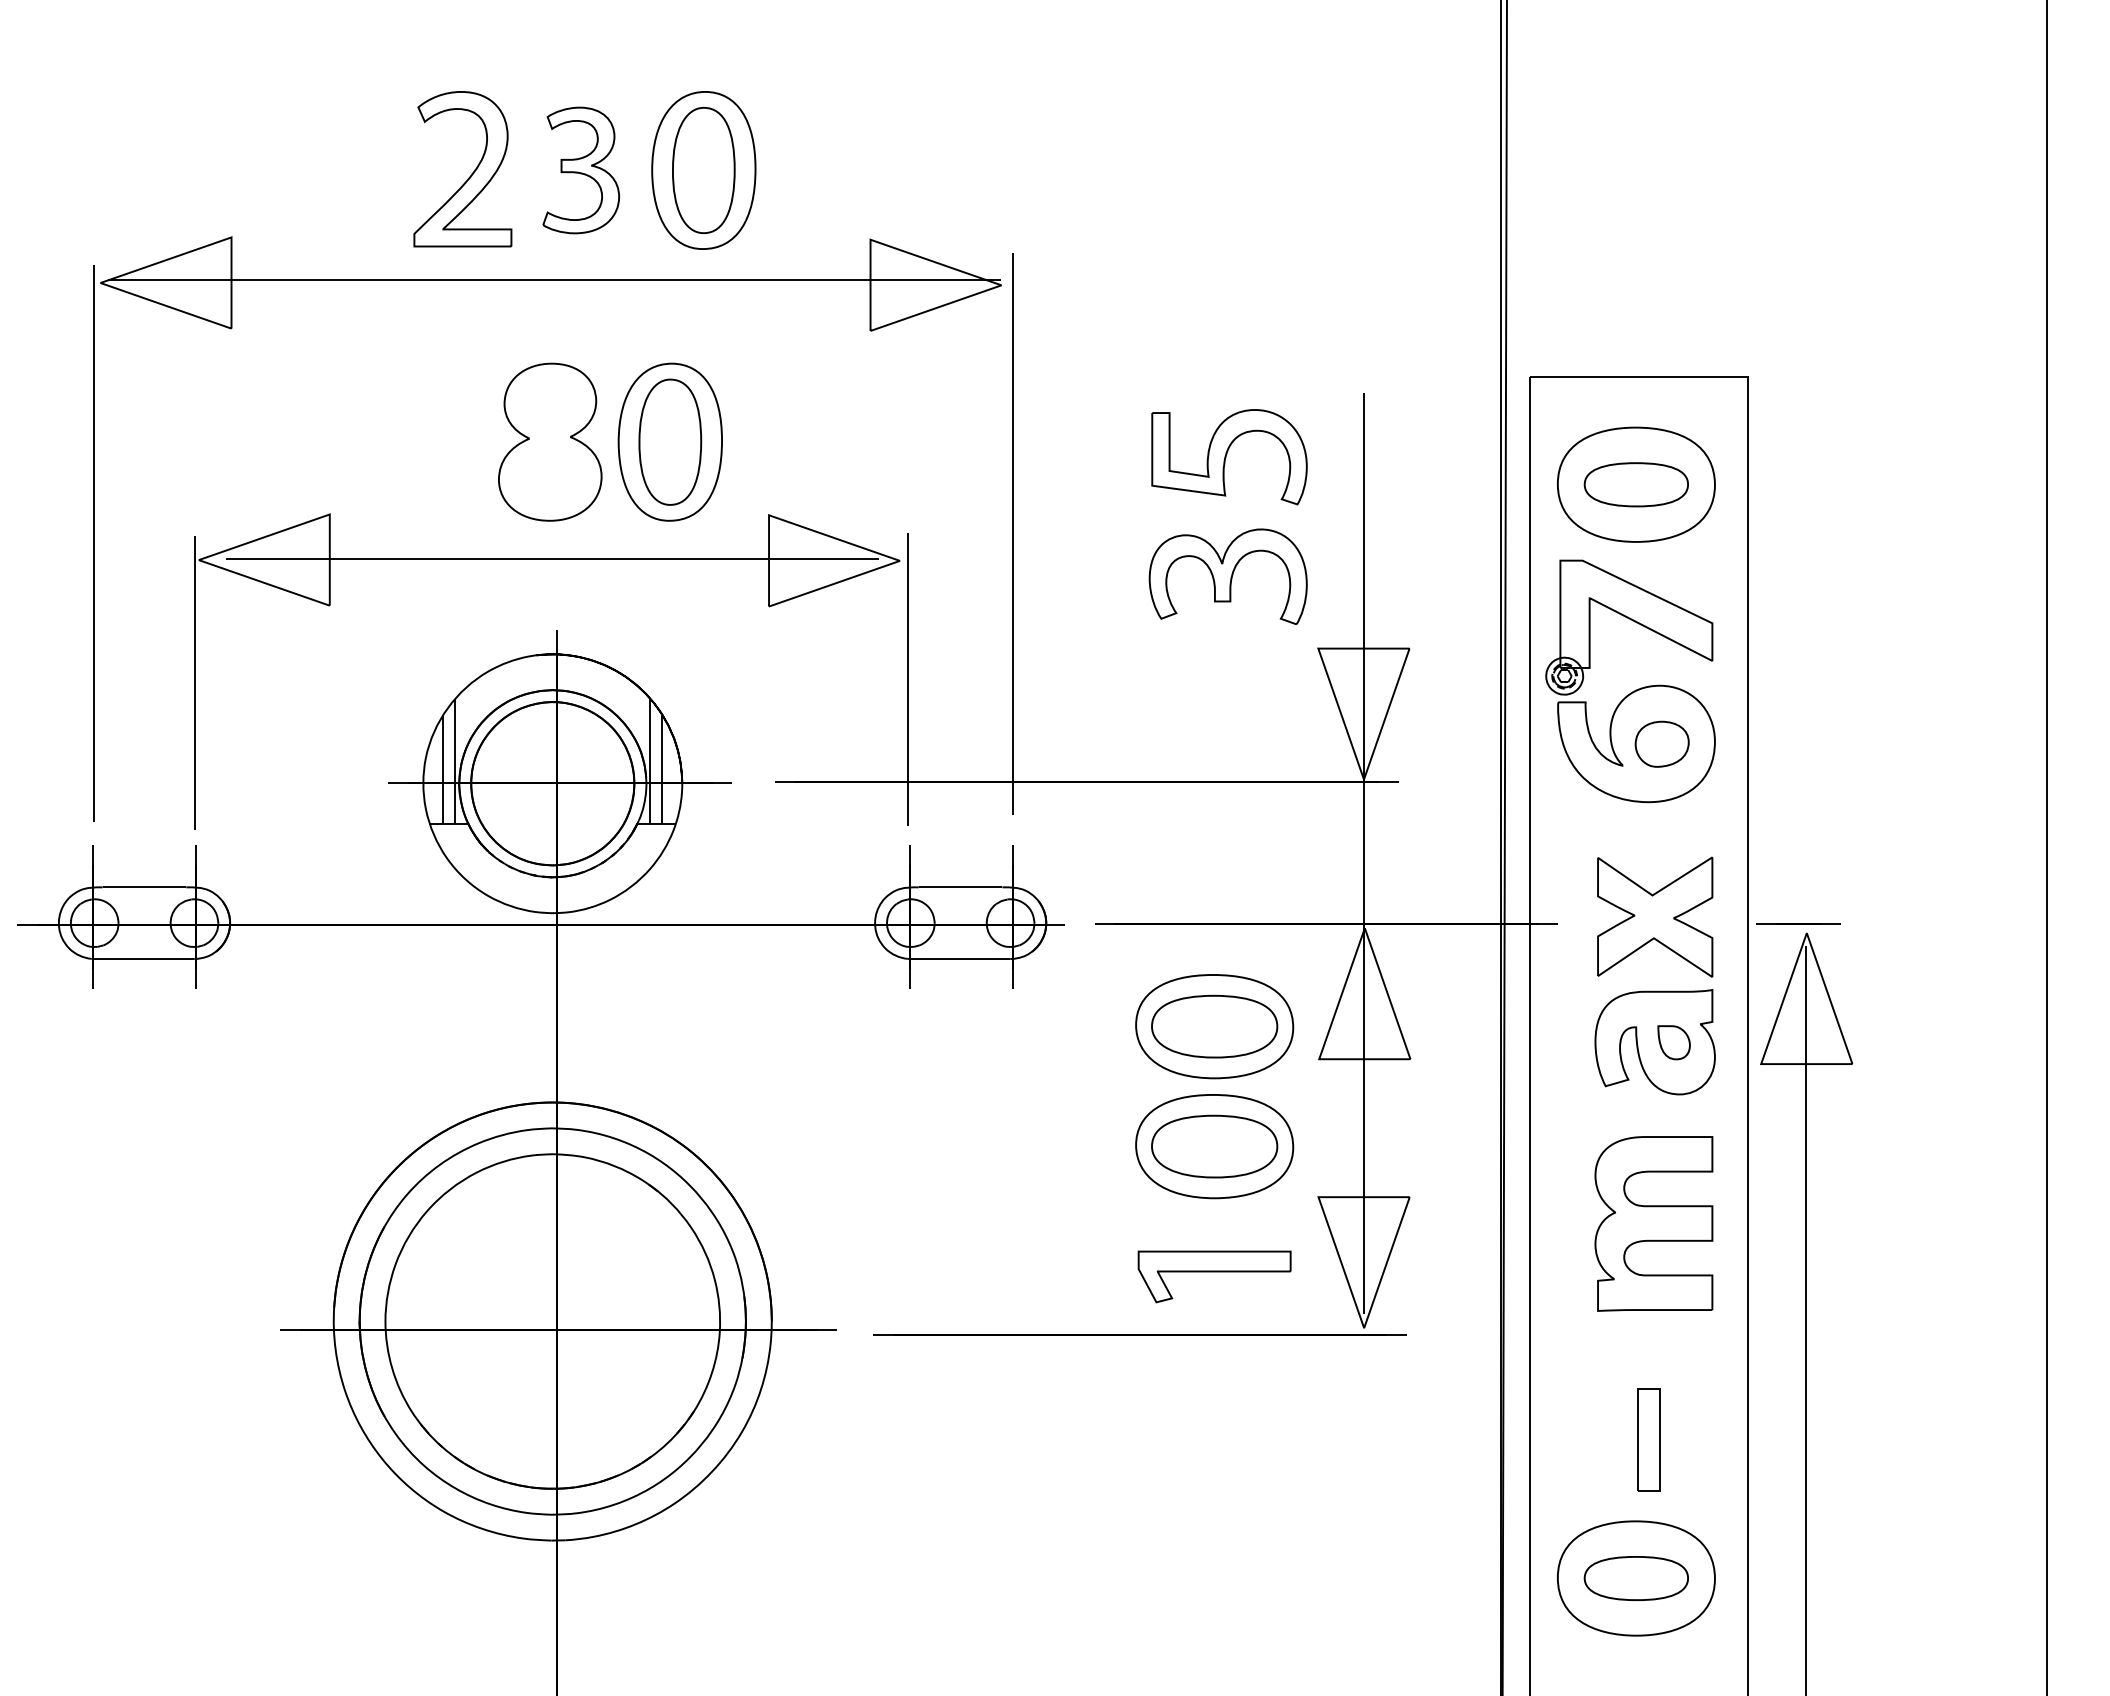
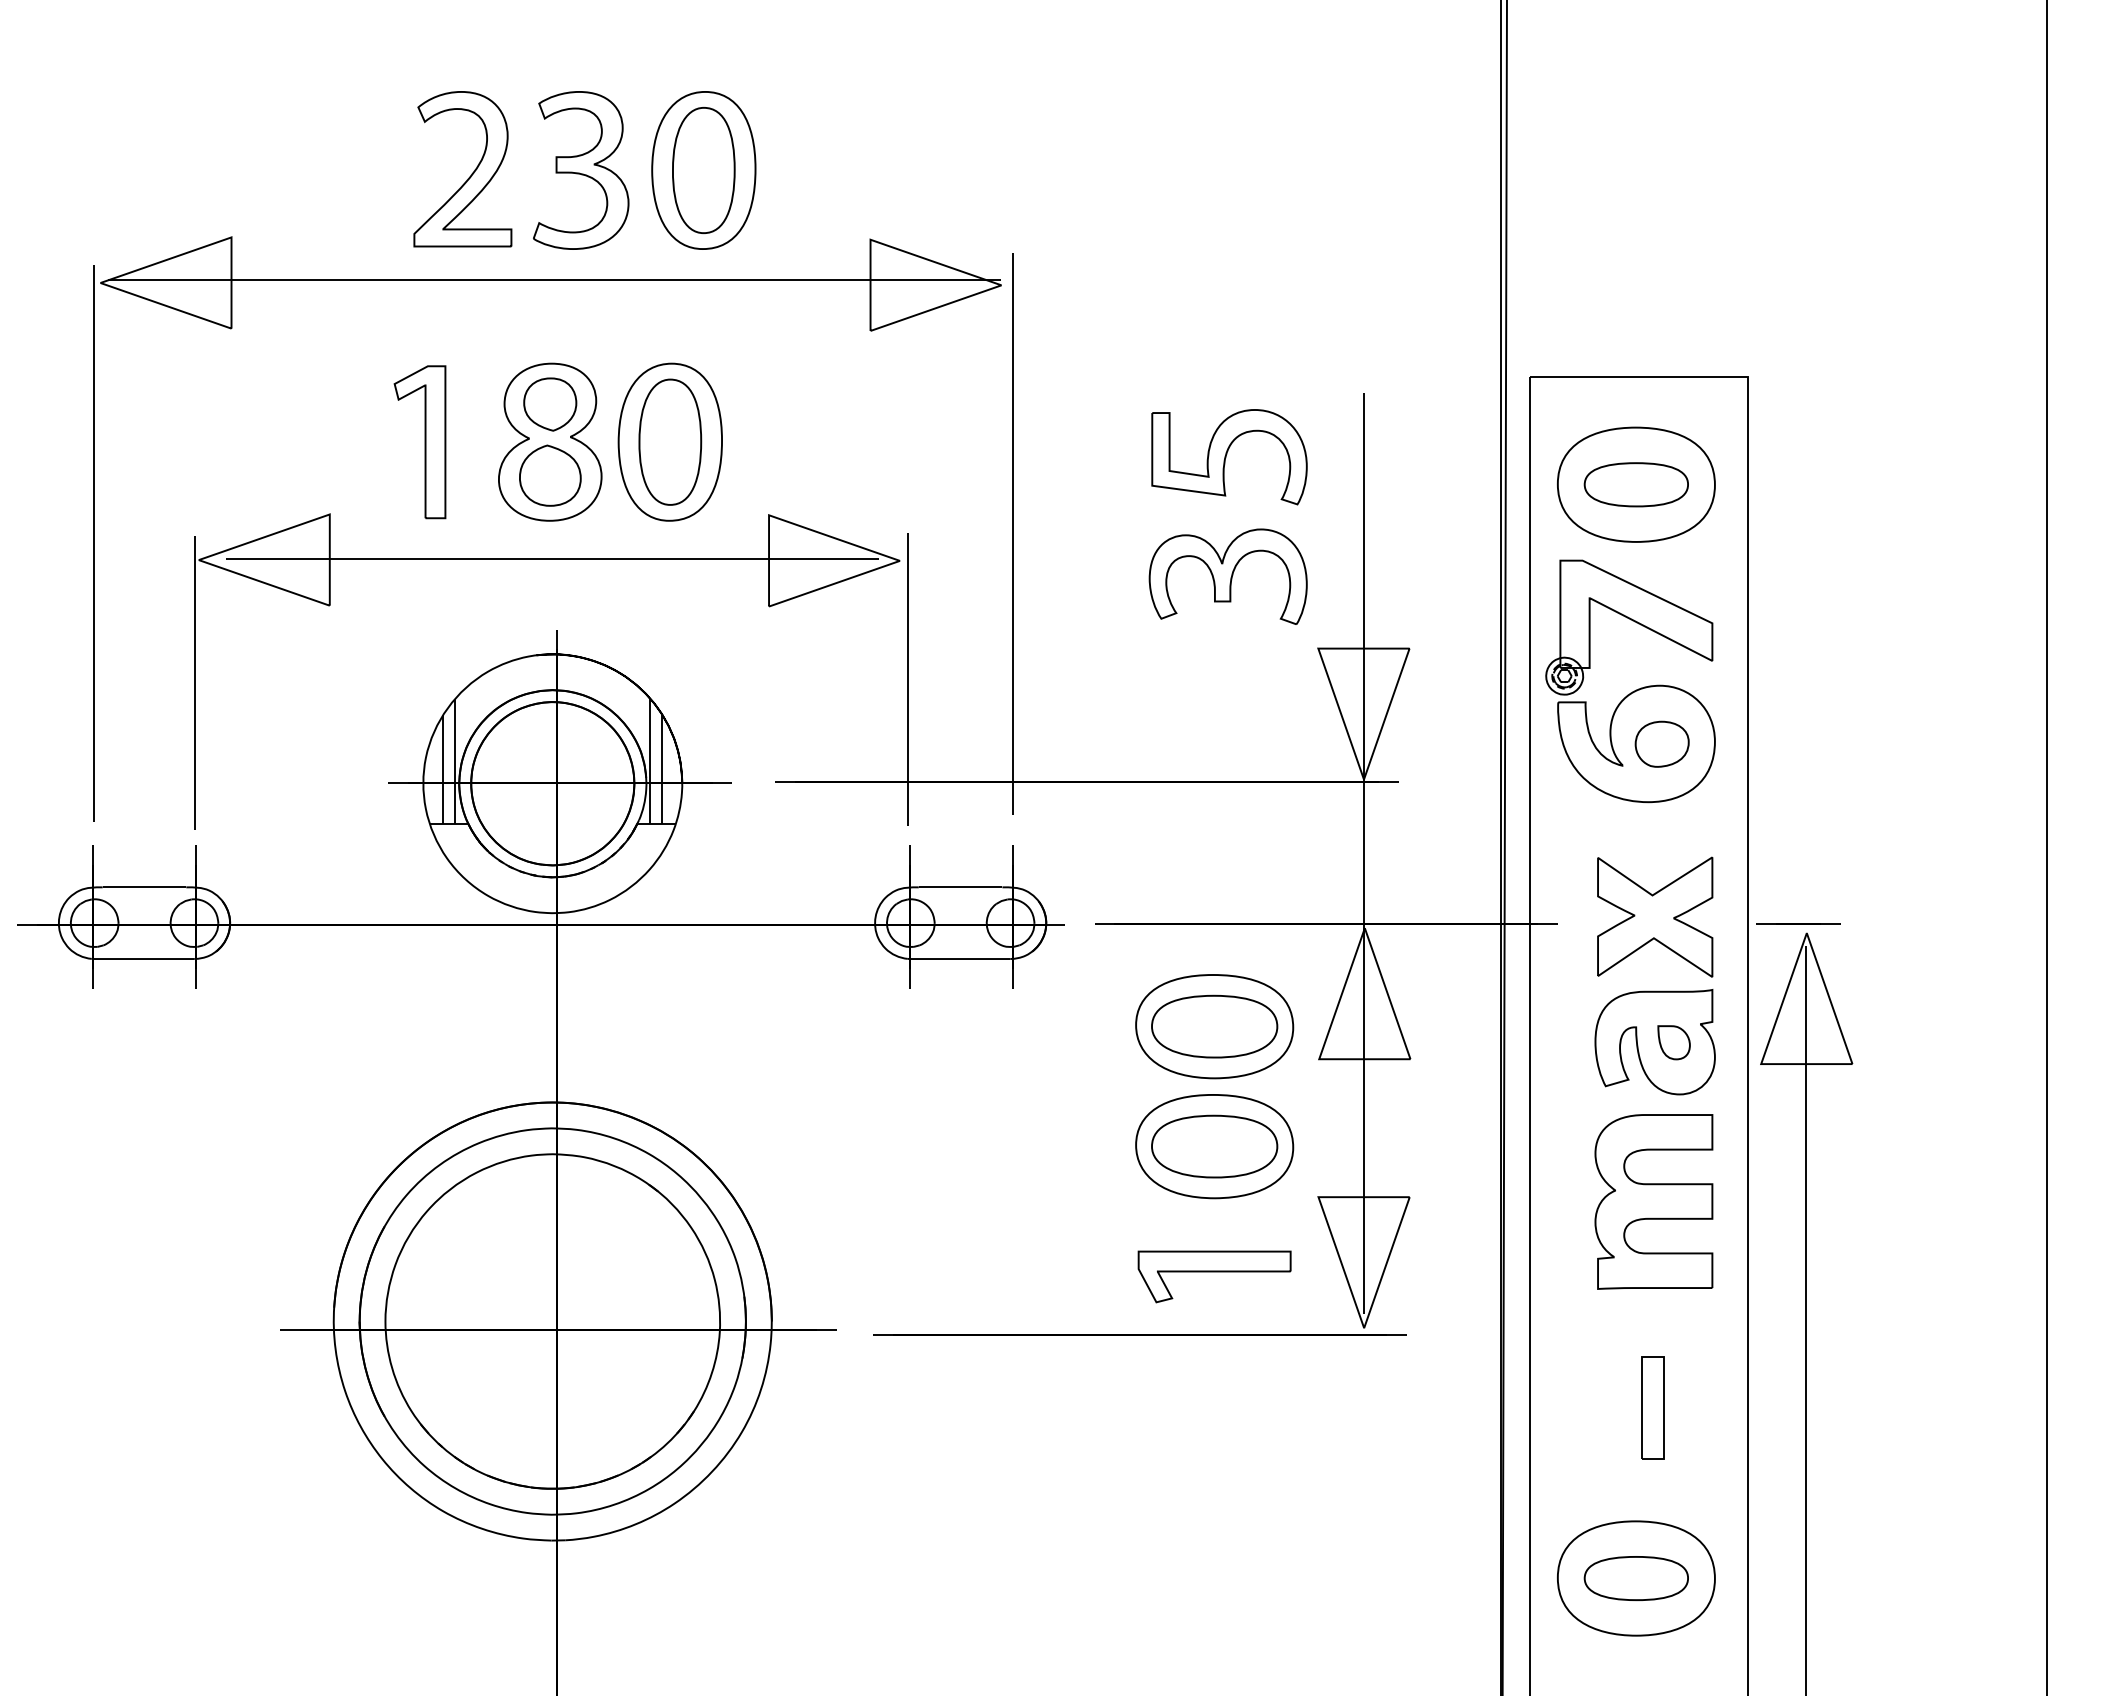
part size: 78x129 px -> 97x159 px (581, 170)
part: none -> present (550, 404)
part: none -> present (419, 442)
part: none -> present (550, 475)
part position: (1653, 1223) -> (1653, 1201) (1653, 1201)
part position: (1648, 1439) -> (1652, 1407) (1652, 1407)
